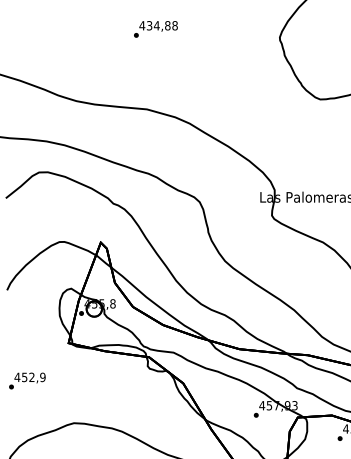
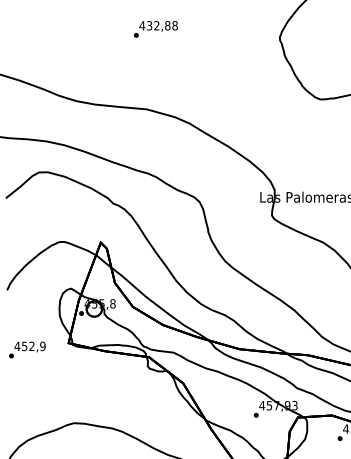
text: 434,88 -> 432,88 (156, 25)
text position: (27, 380) -> (27, 349) (27, 349)
